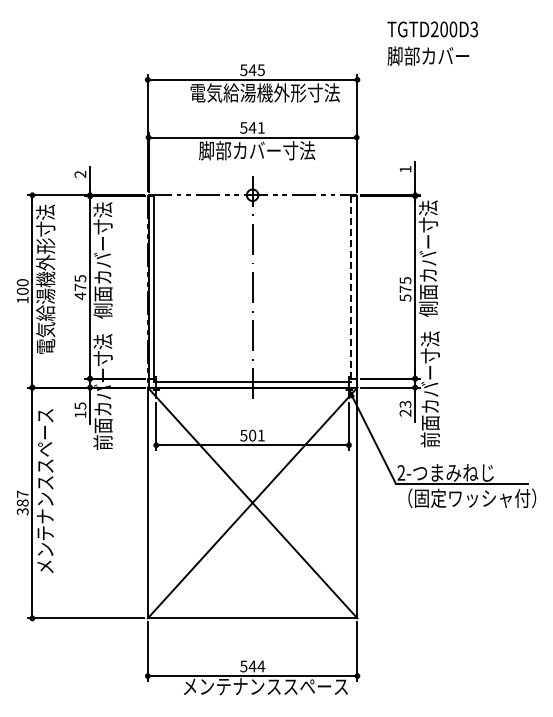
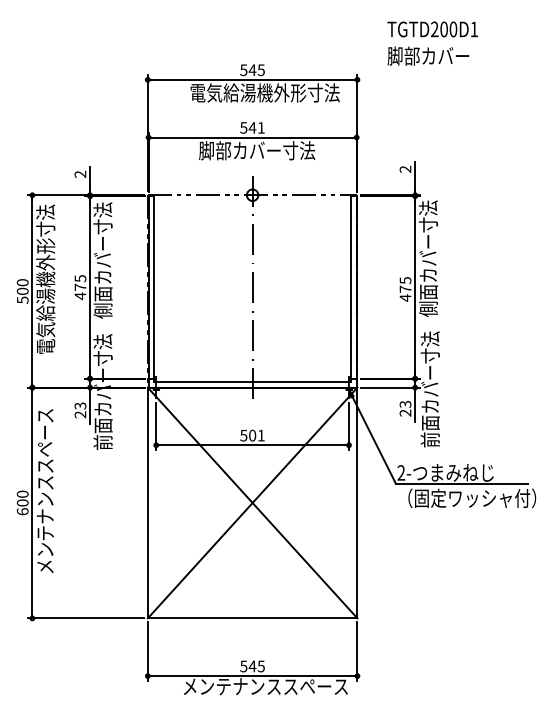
text: TGTD200D3 -> TGTD200D1 (473, 29)
text: 1 -> 2 (405, 168)
line: dashed -> solid (350, 288)
text: 575 -> 475 (405, 297)
text: 100 -> 500 (22, 299)
text: 15 -> 23 (80, 410)
text: 387 -> 600 (22, 502)
text: 544 -> 545 (261, 666)
